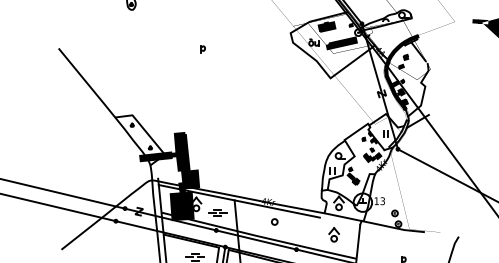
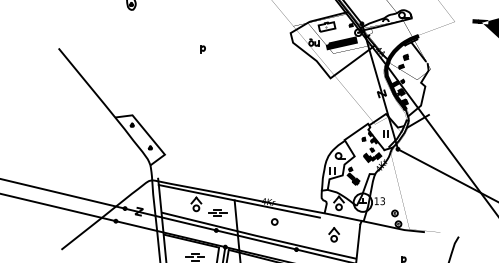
fill: present -> none (326, 26)
fill: present -> none (169, 176)
